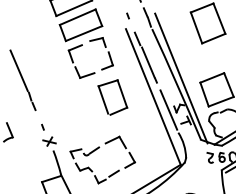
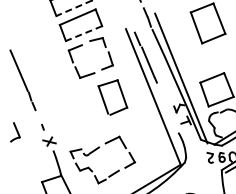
line: solid -> dashed (73, 8)
line: present -> none (127, 15)
line: solid -> dashed (84, 33)
line: present -> none (168, 109)
part position: (8, 132) -> (15, 132) (15, 132)
